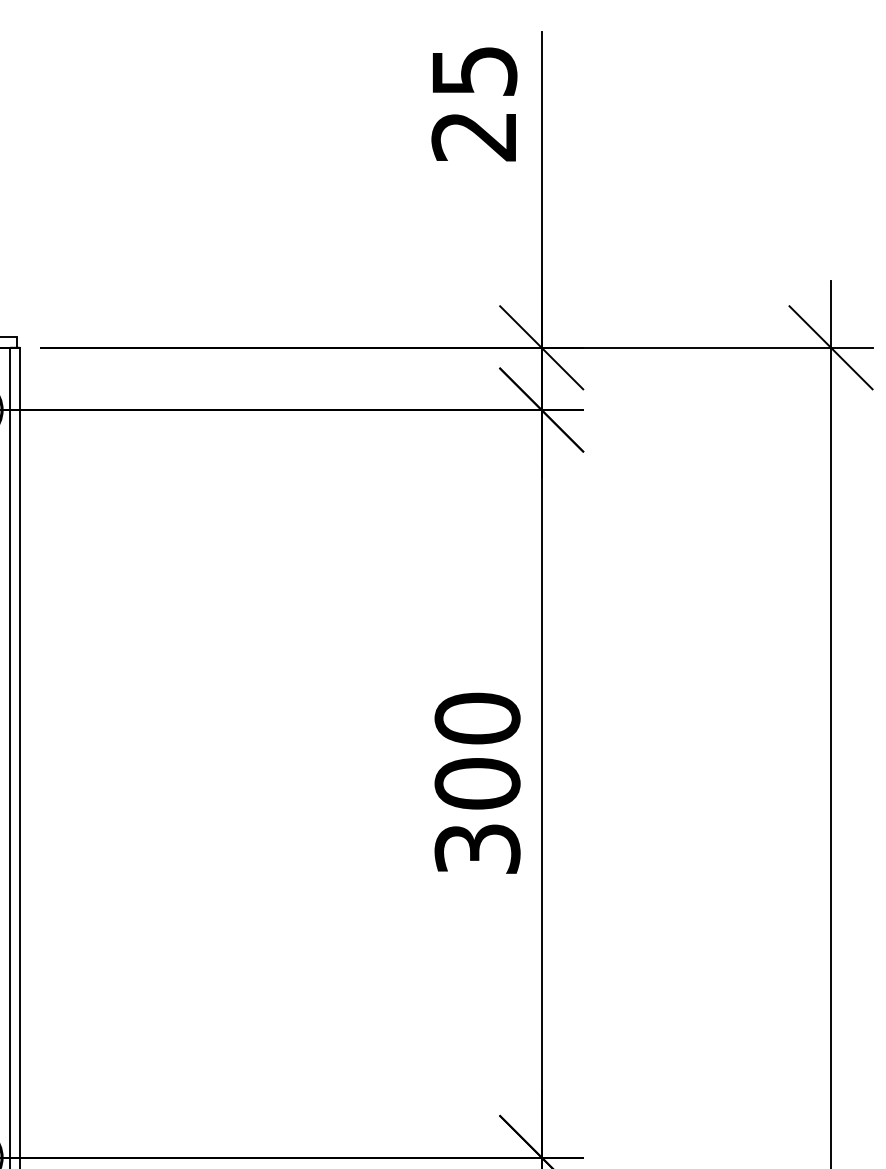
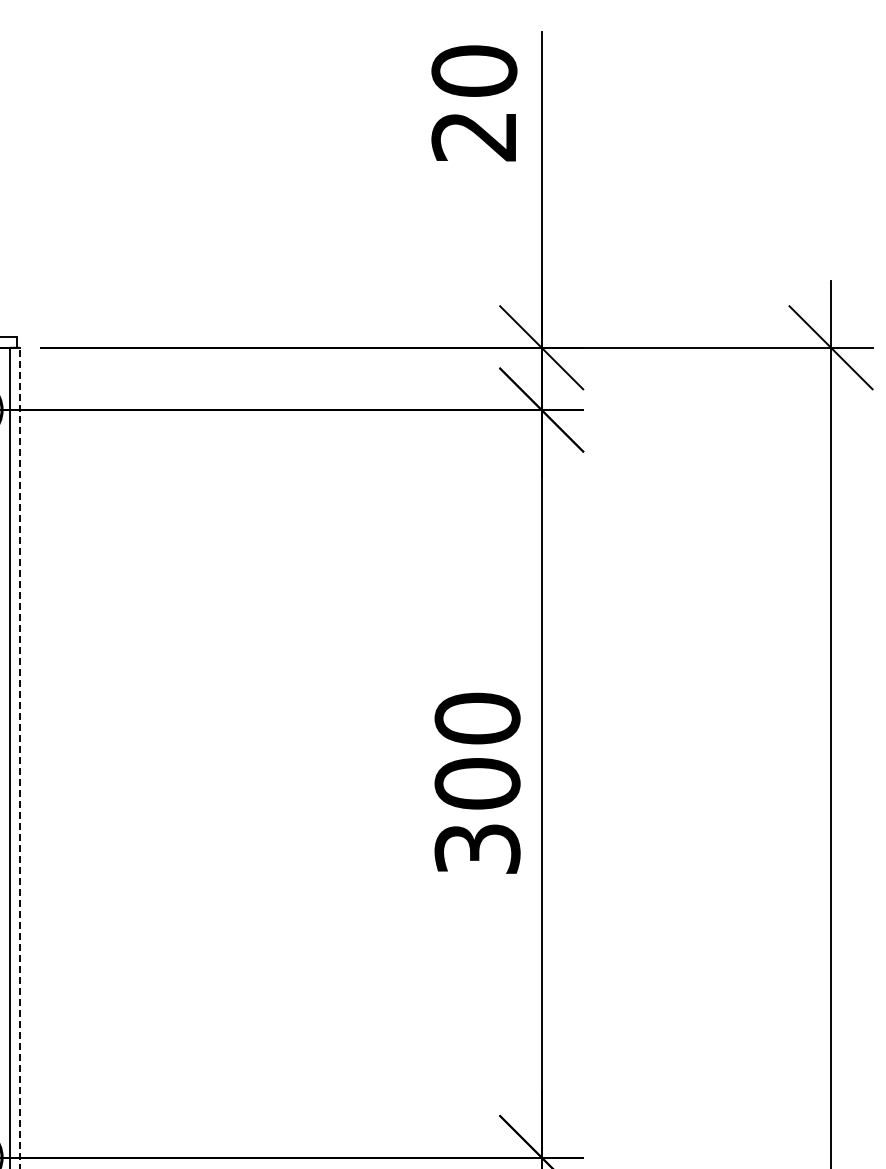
text: 25 -> 20 (474, 70)
line: solid -> dashed (20, 757)
